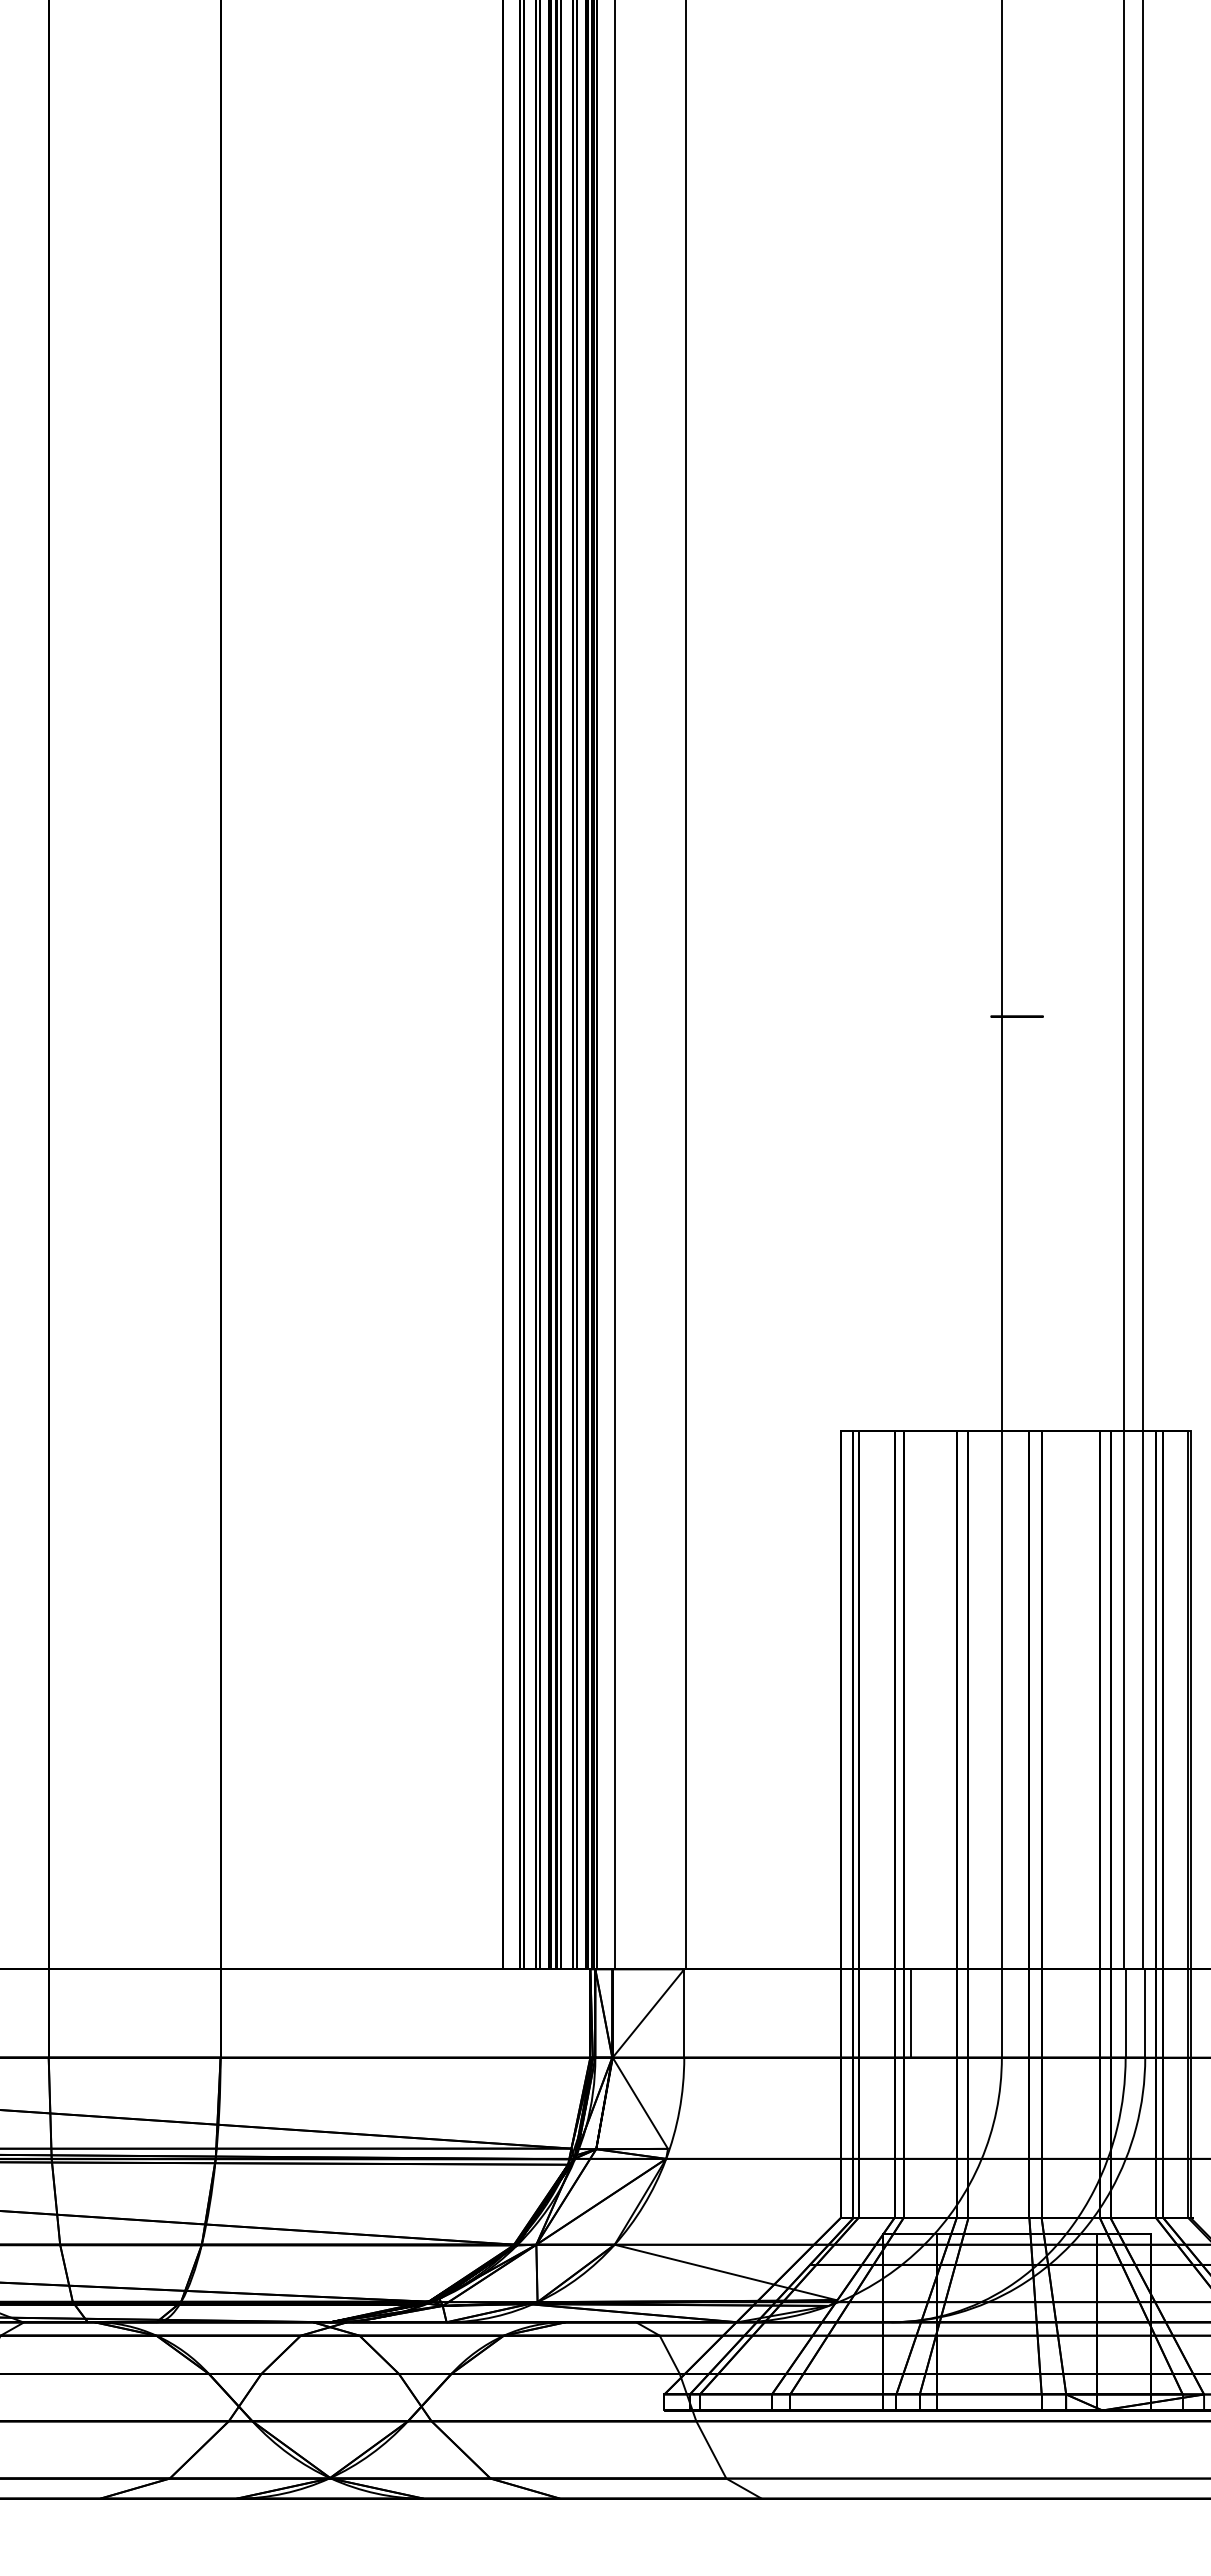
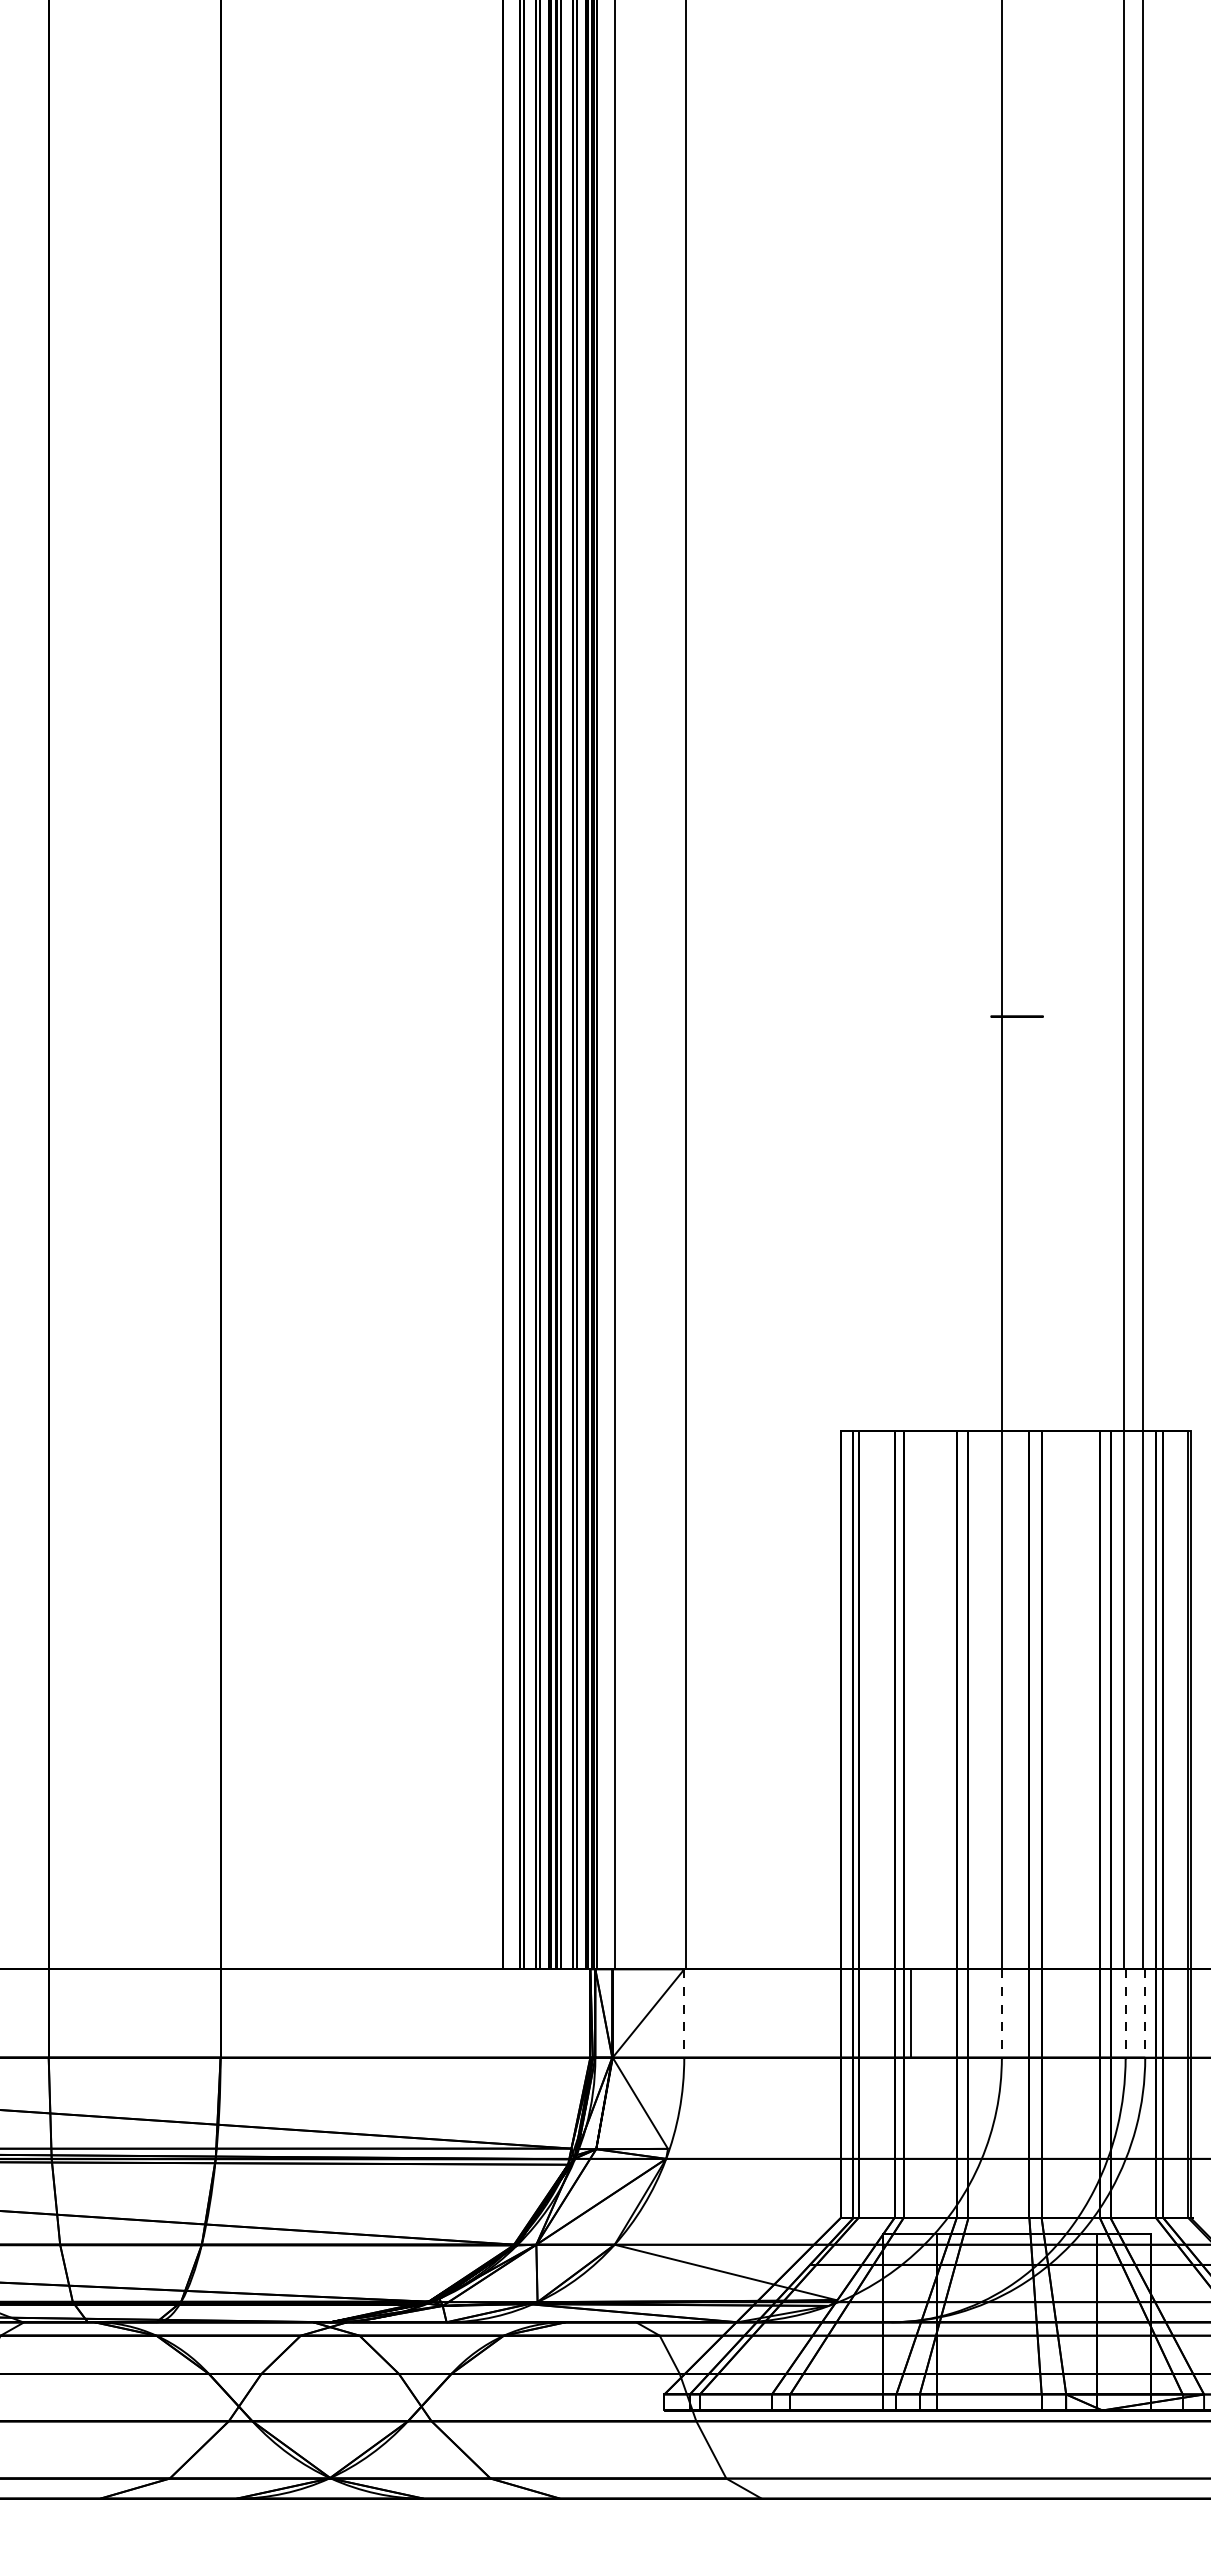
line: solid -> dashed (684, 2014)
line: solid -> dashed (1001, 2014)
line: solid -> dashed (1125, 2014)
line: solid -> dashed (1145, 2014)
